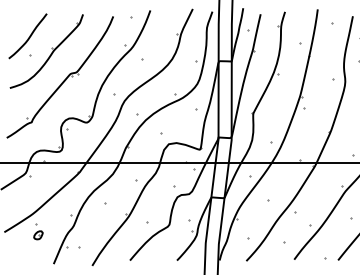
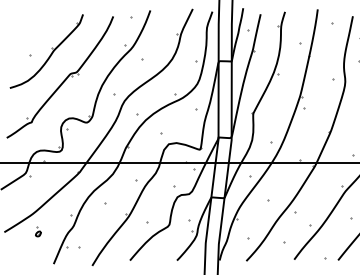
curve: present -> none (28, 37)
part size: 11x18 px -> 7x12 px (38, 231)
